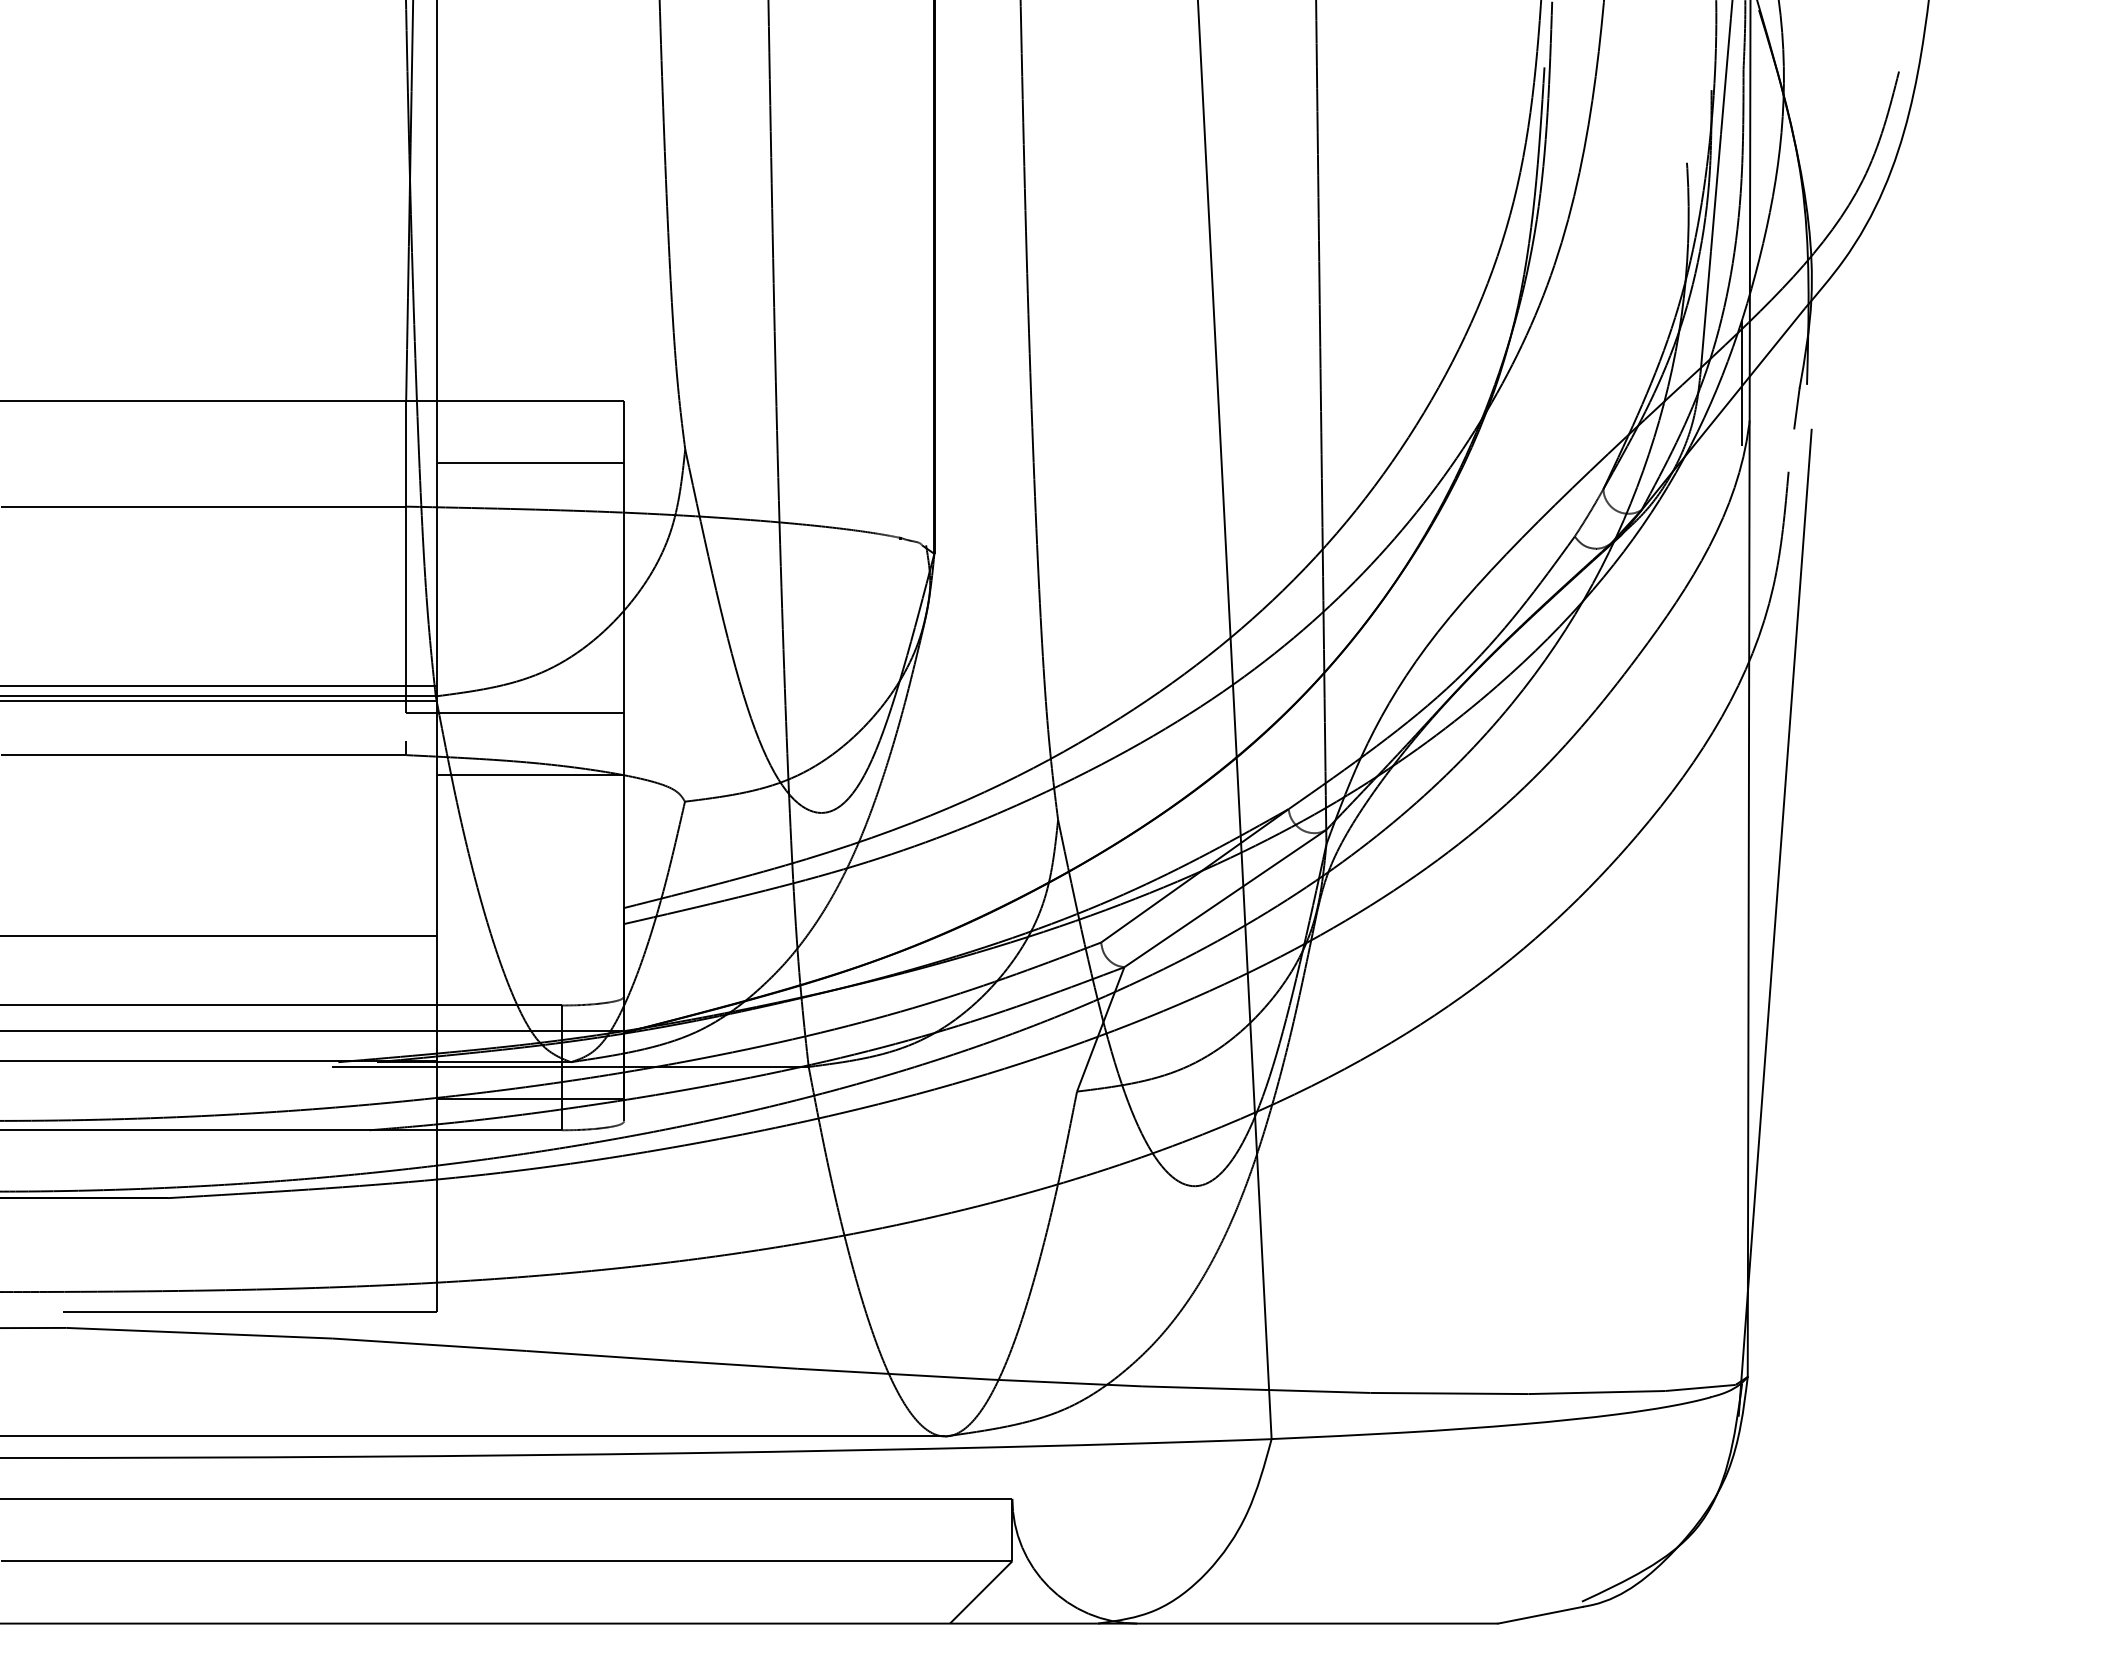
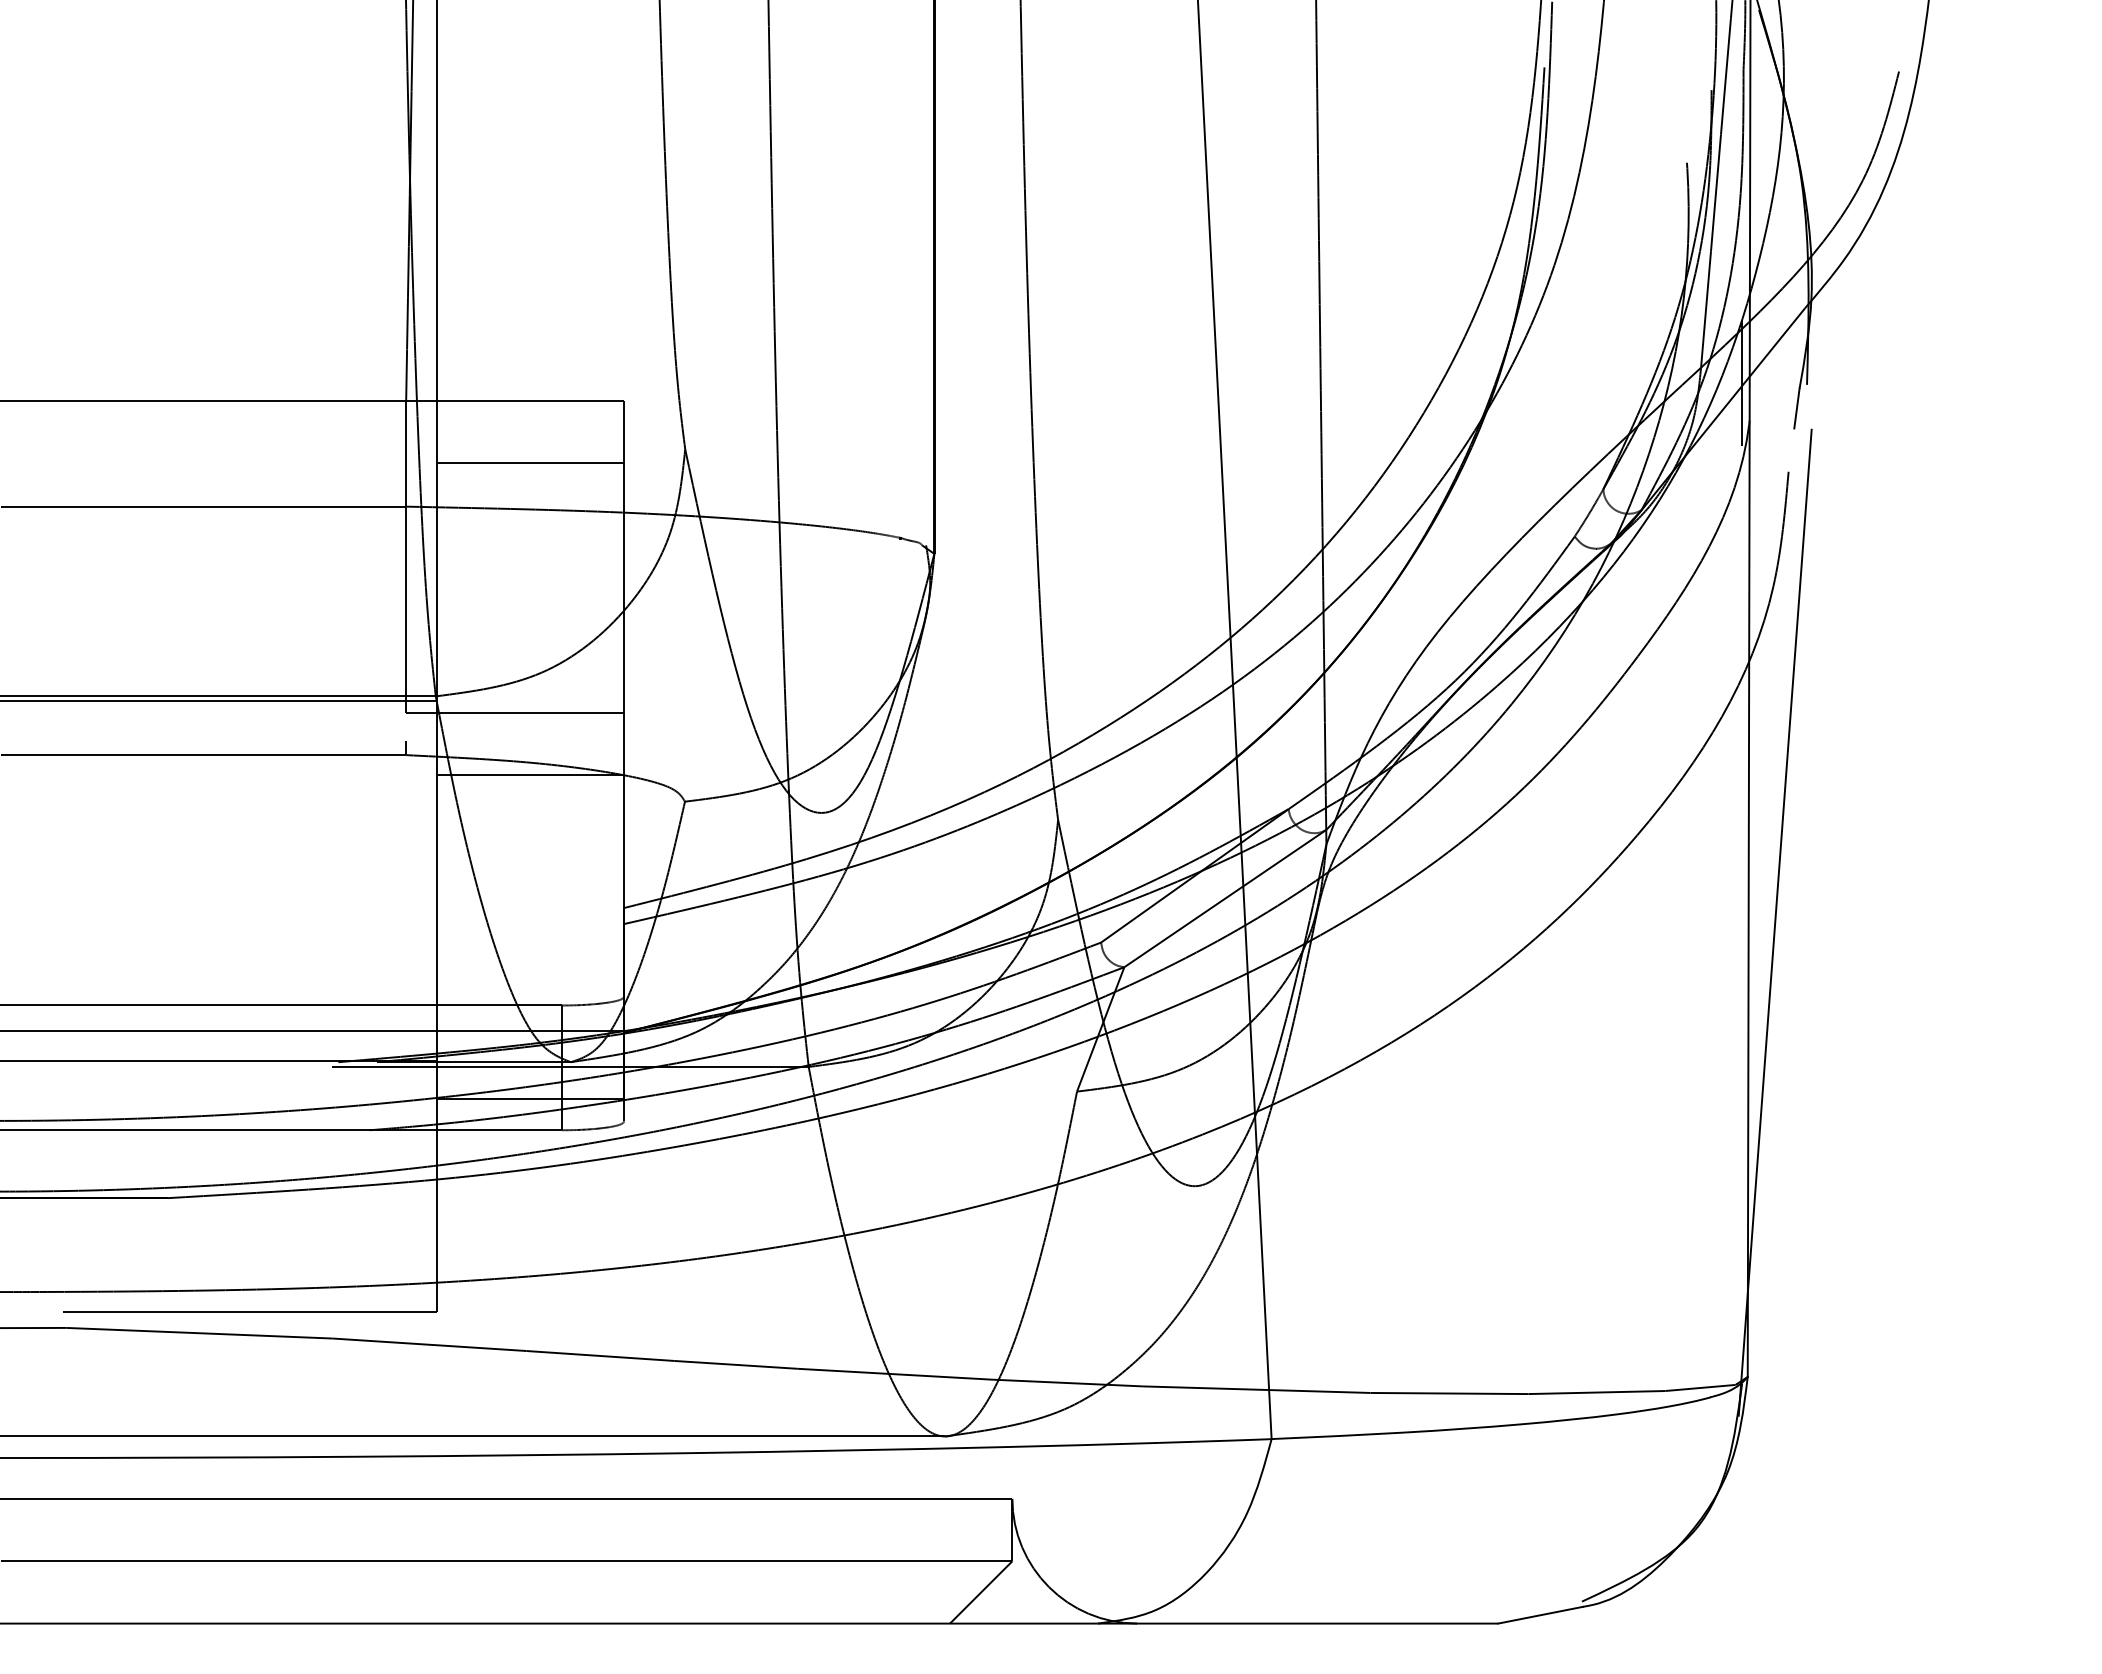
line: present -> none (219, 686)
line: present -> none (219, 935)
